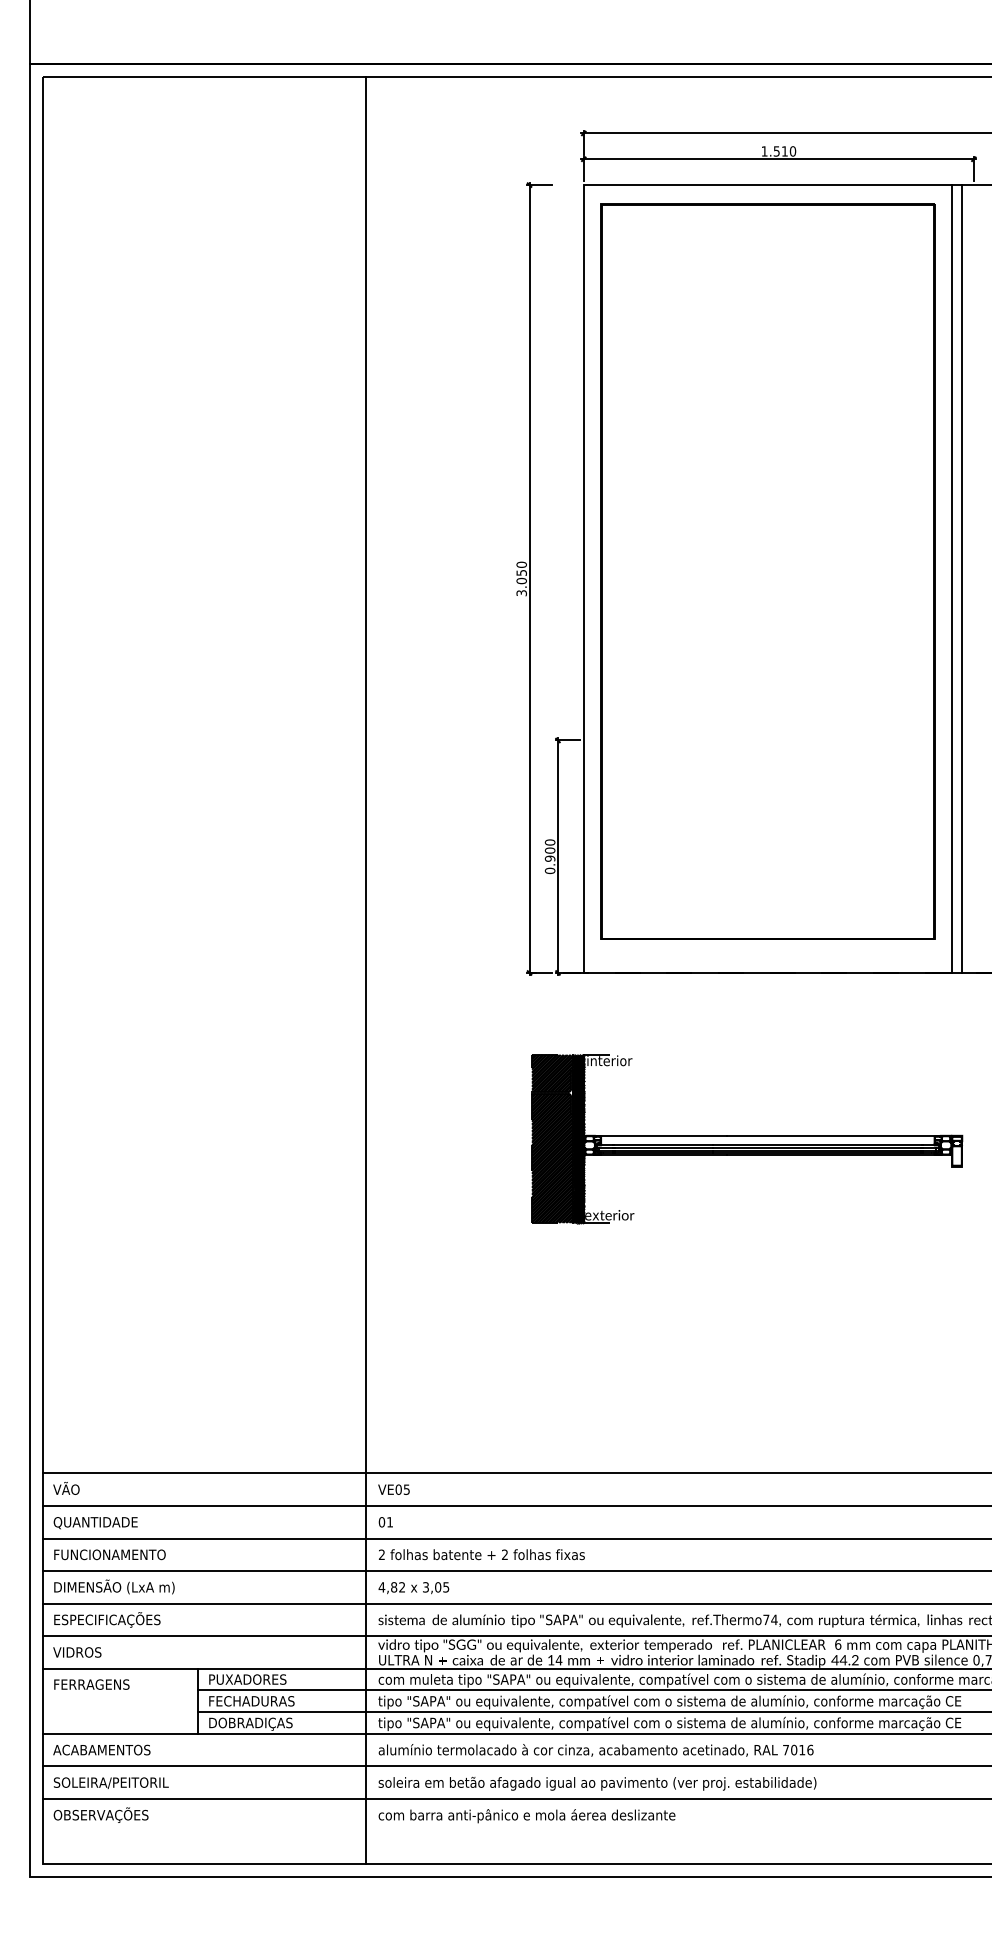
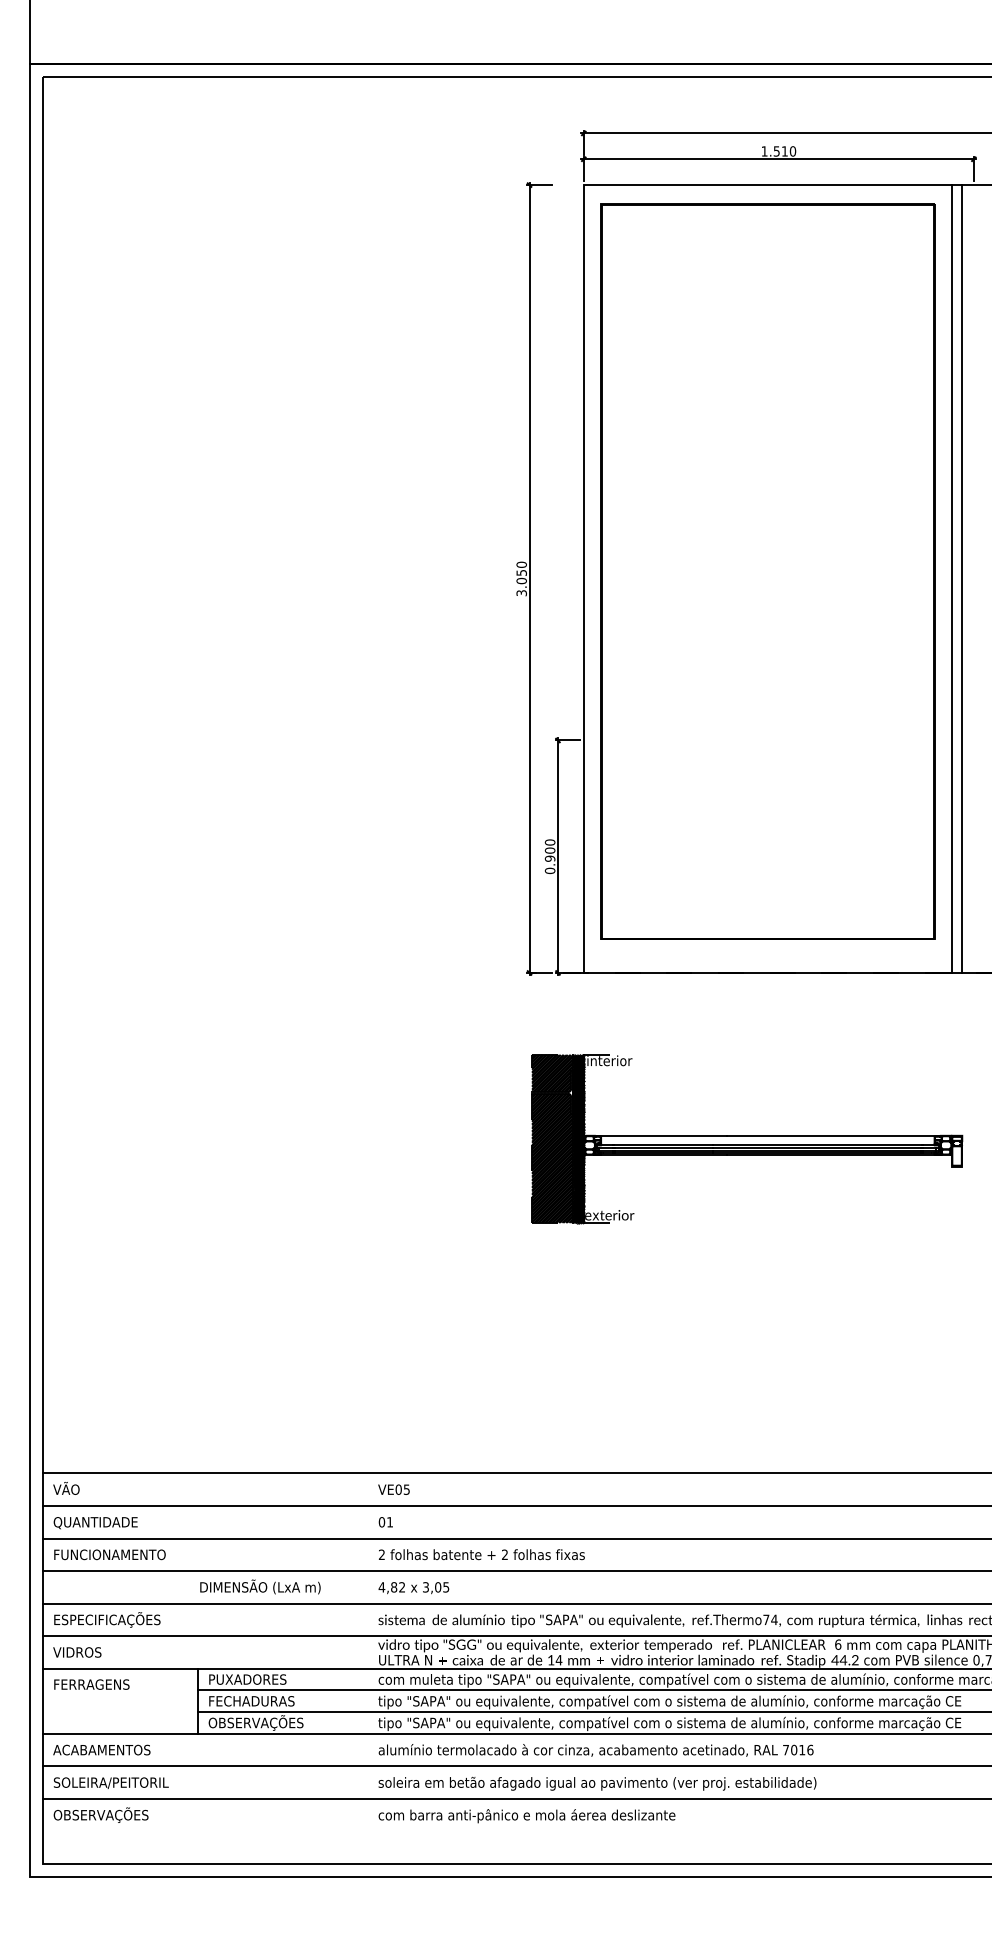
line: present -> none (365, 970)
text position: (114, 1586) -> (260, 1586) (260, 1586)
text: DOBRADIÇAS -> OBSERVAÇÕES (255, 1722)
